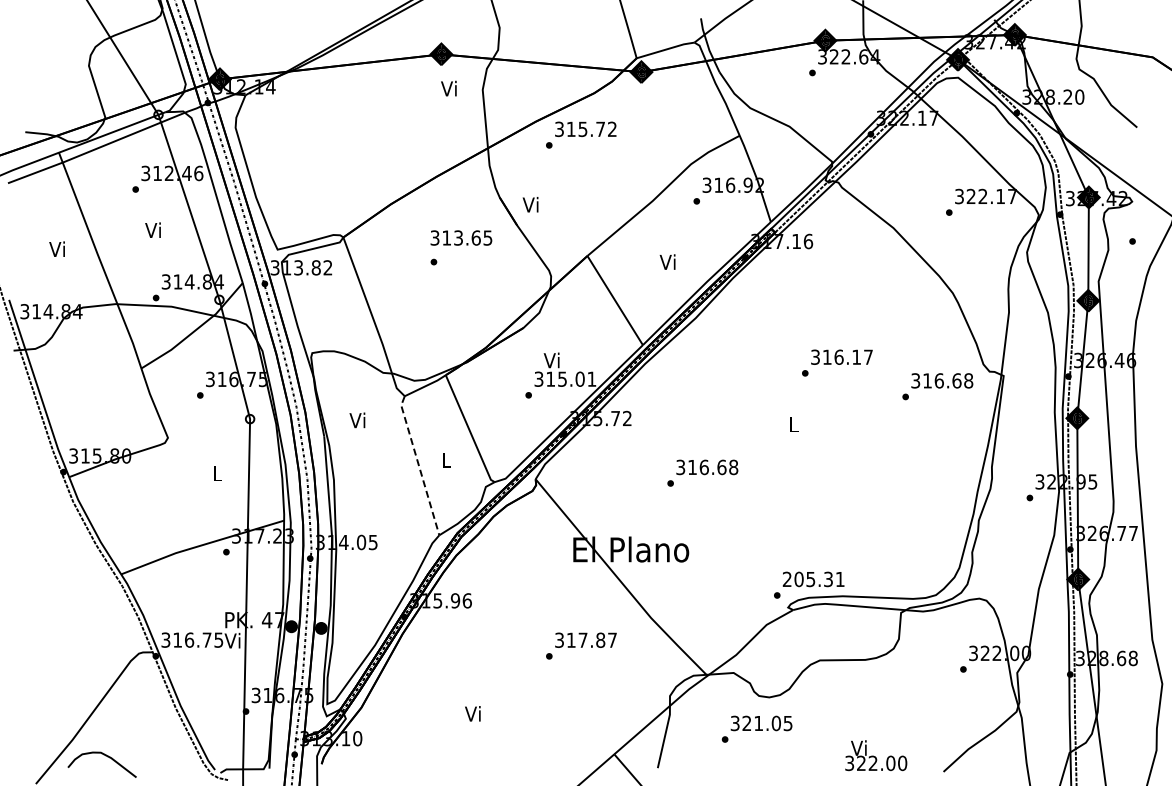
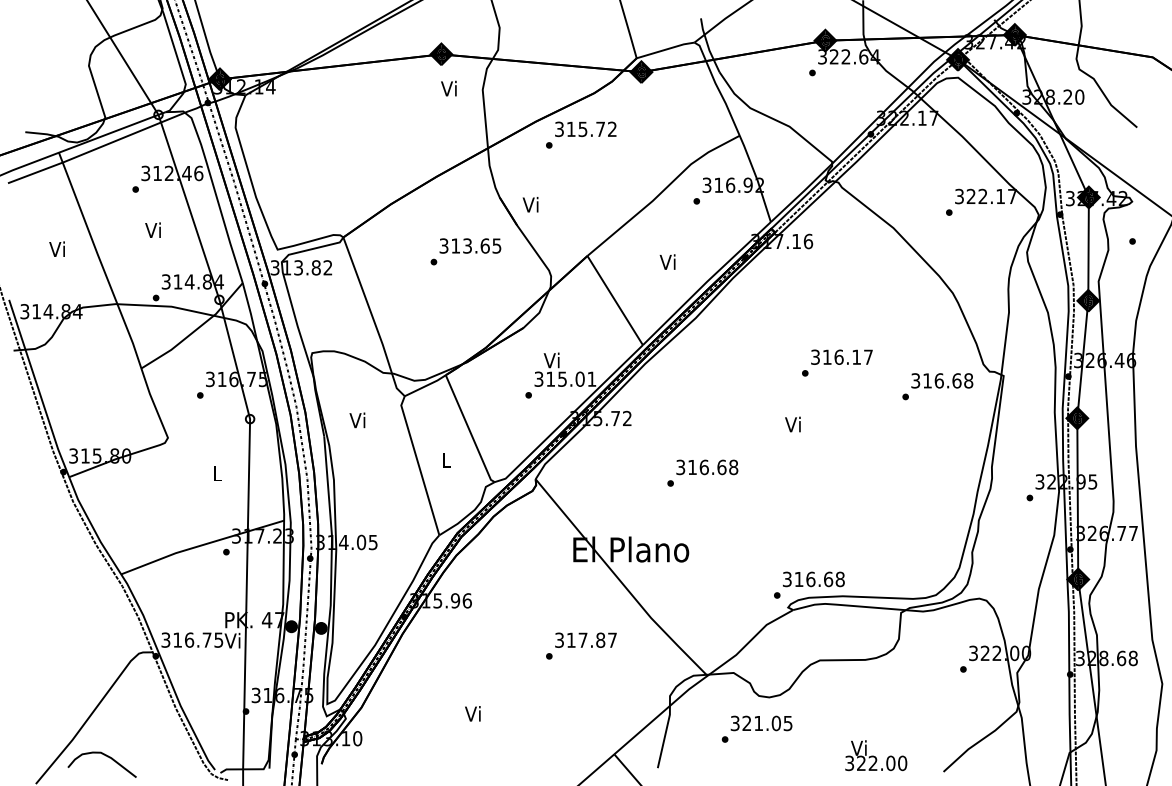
text position: (461, 237) -> (470, 245) (470, 245)
text: L -> Vi (792, 424)
line: dashed -> solid (418, 465)
text: 205.31 -> 316.68 (813, 579)
